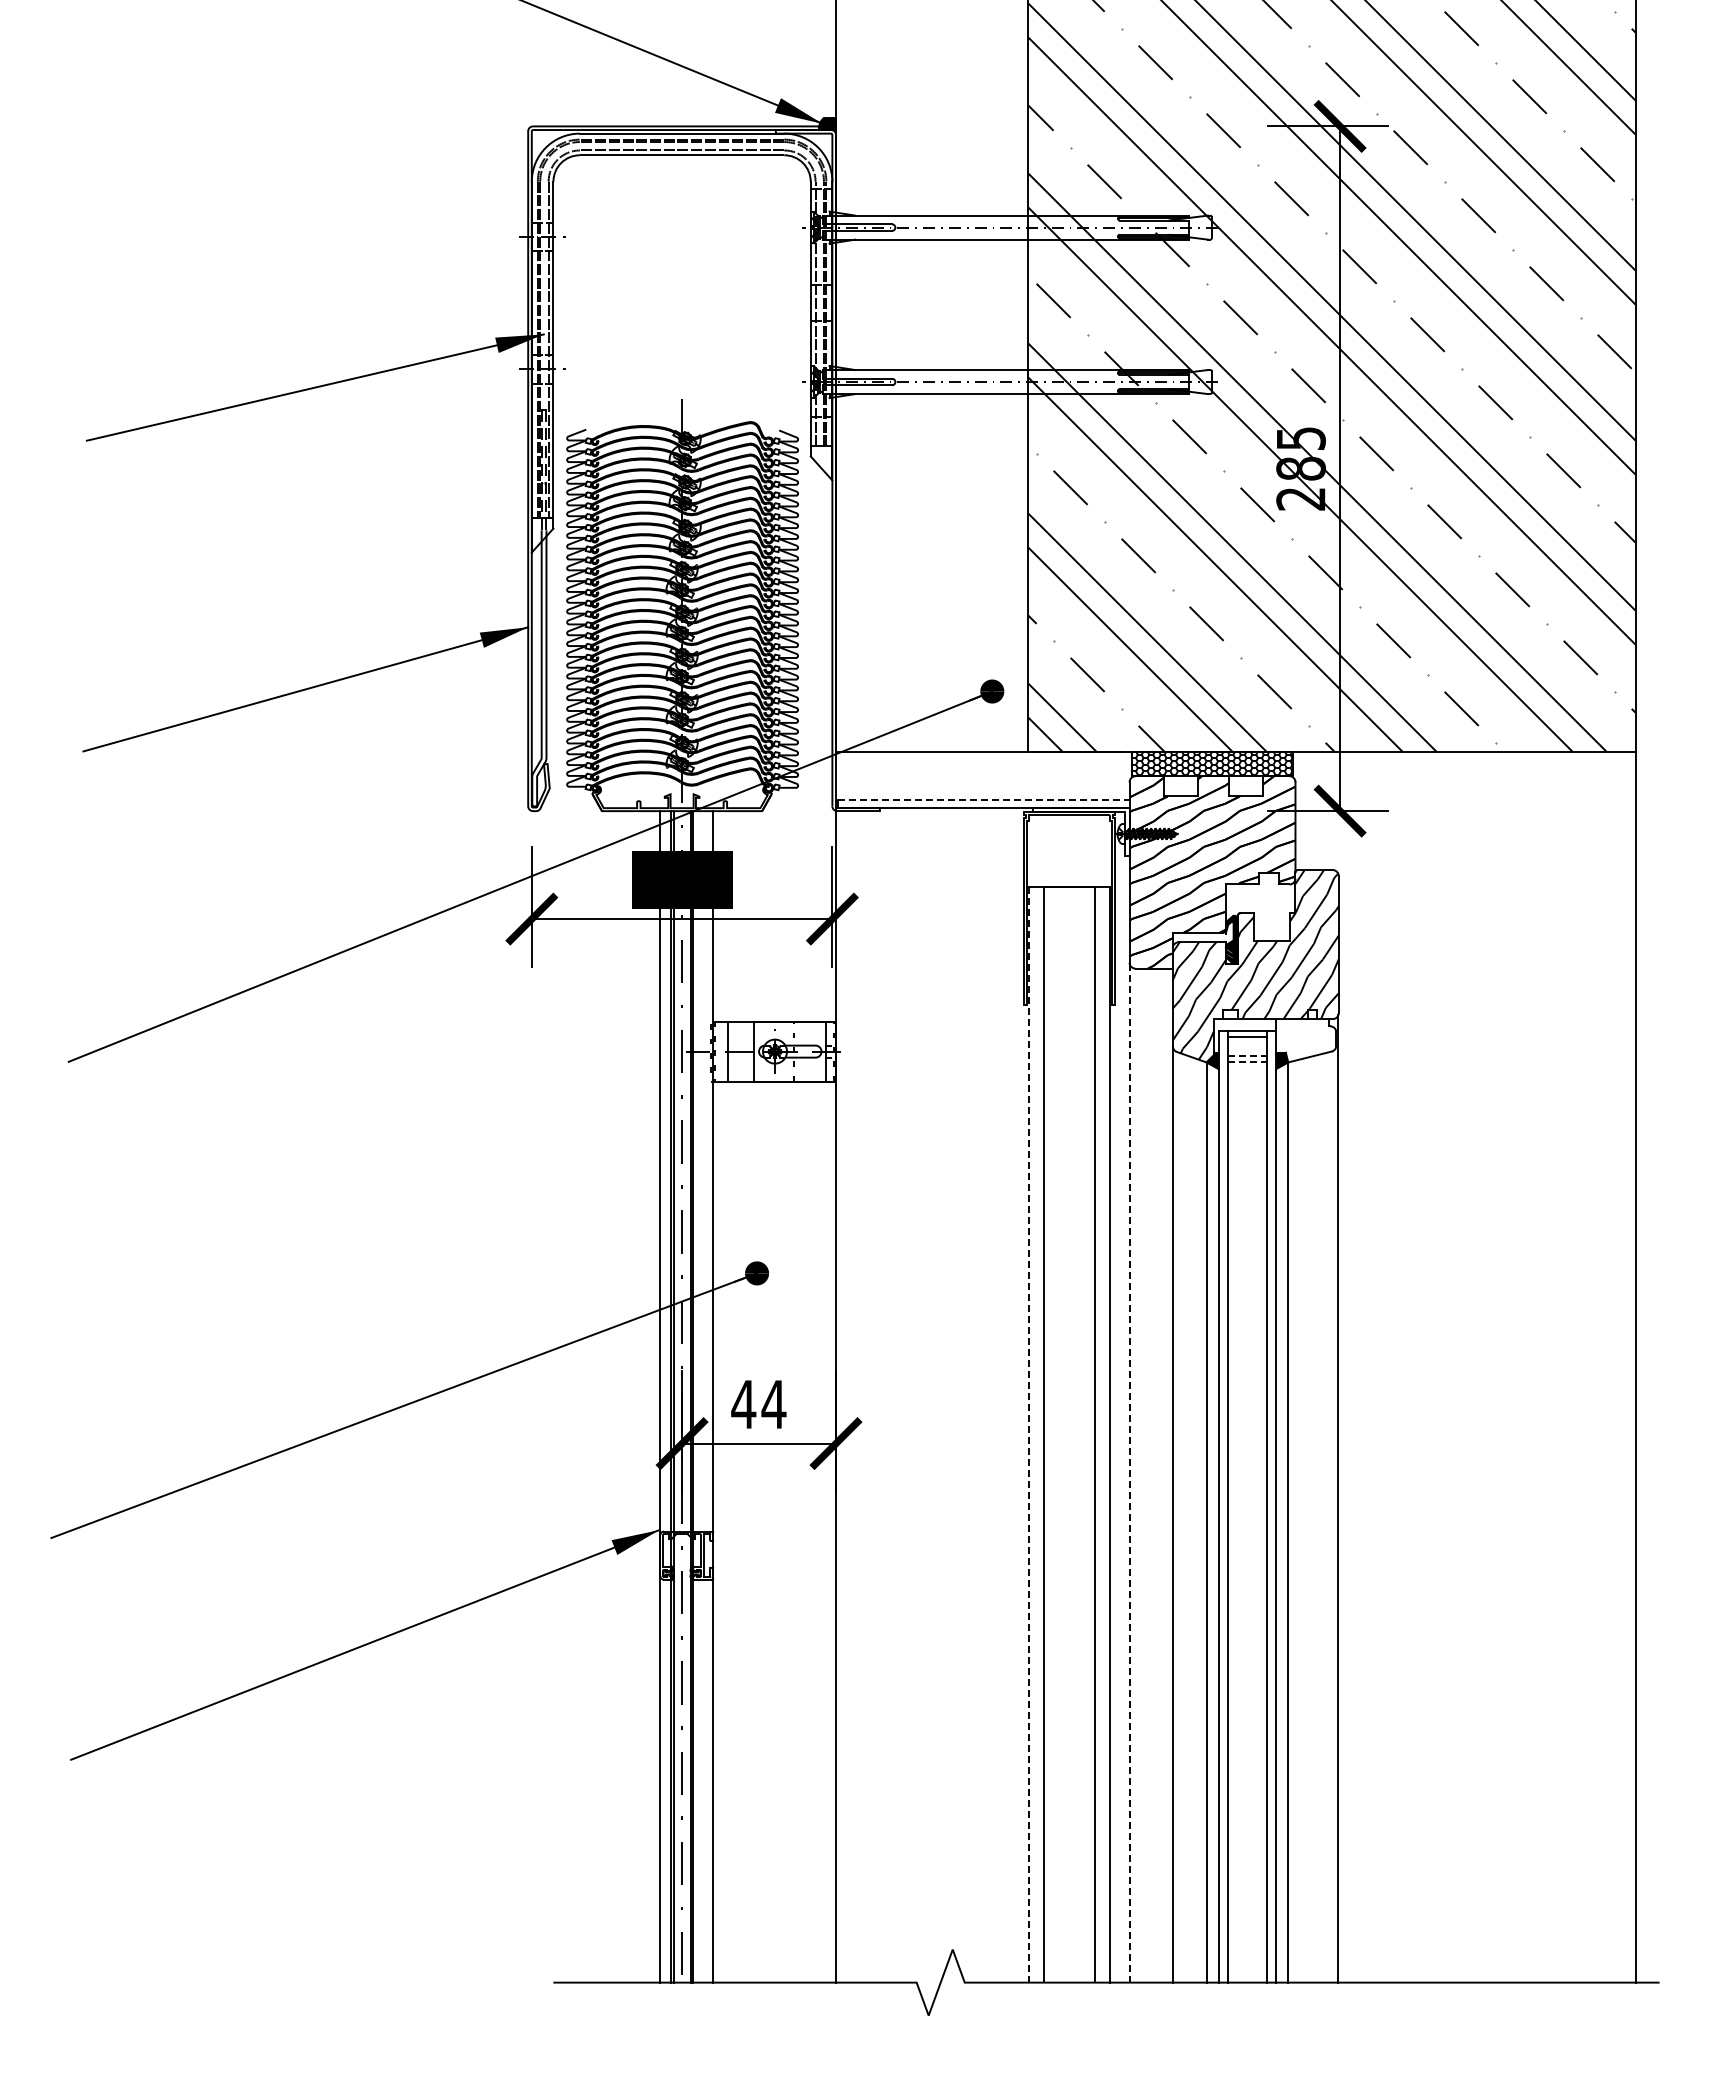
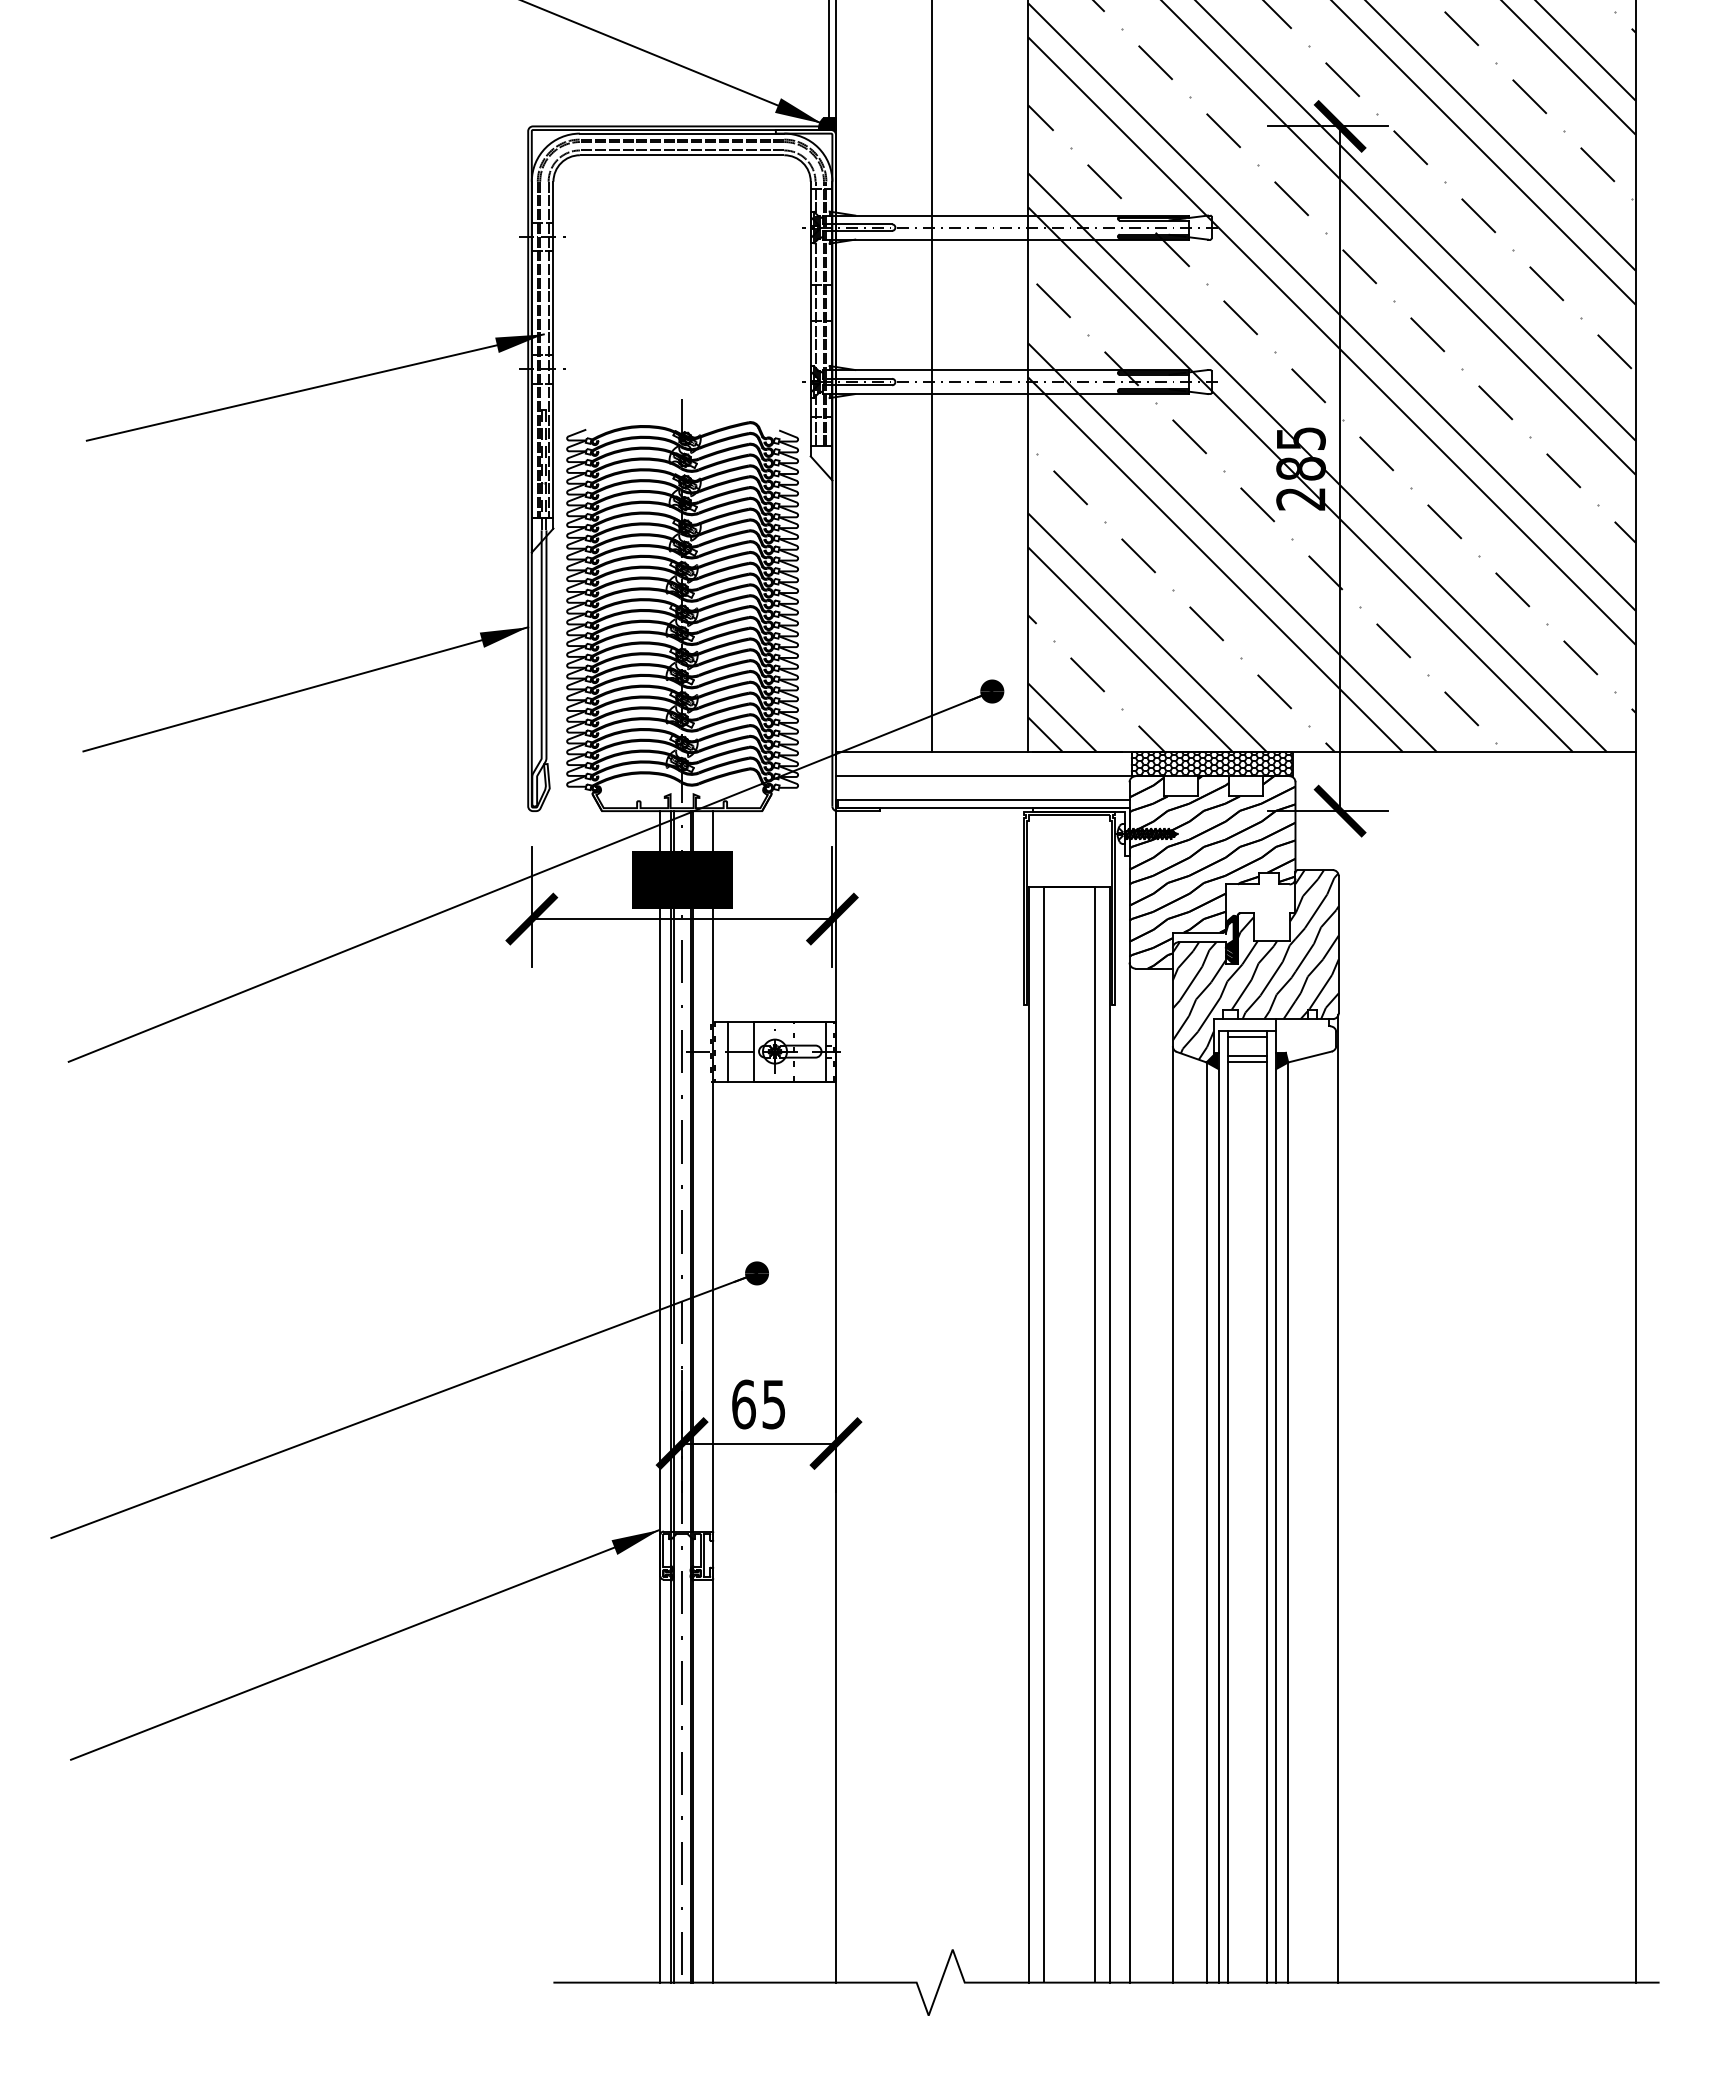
line: none -> present (828, 60)
line: none -> present (932, 377)
line: none -> present (982, 776)
line: dashed -> solid (983, 800)
line: dashed -> solid (1247, 1056)
line: dashed -> solid (1247, 1062)
text: 44 -> 65 (758, 1404)
line: dashed -> solid (1028, 1435)
line: dashed -> solid (1129, 1472)
